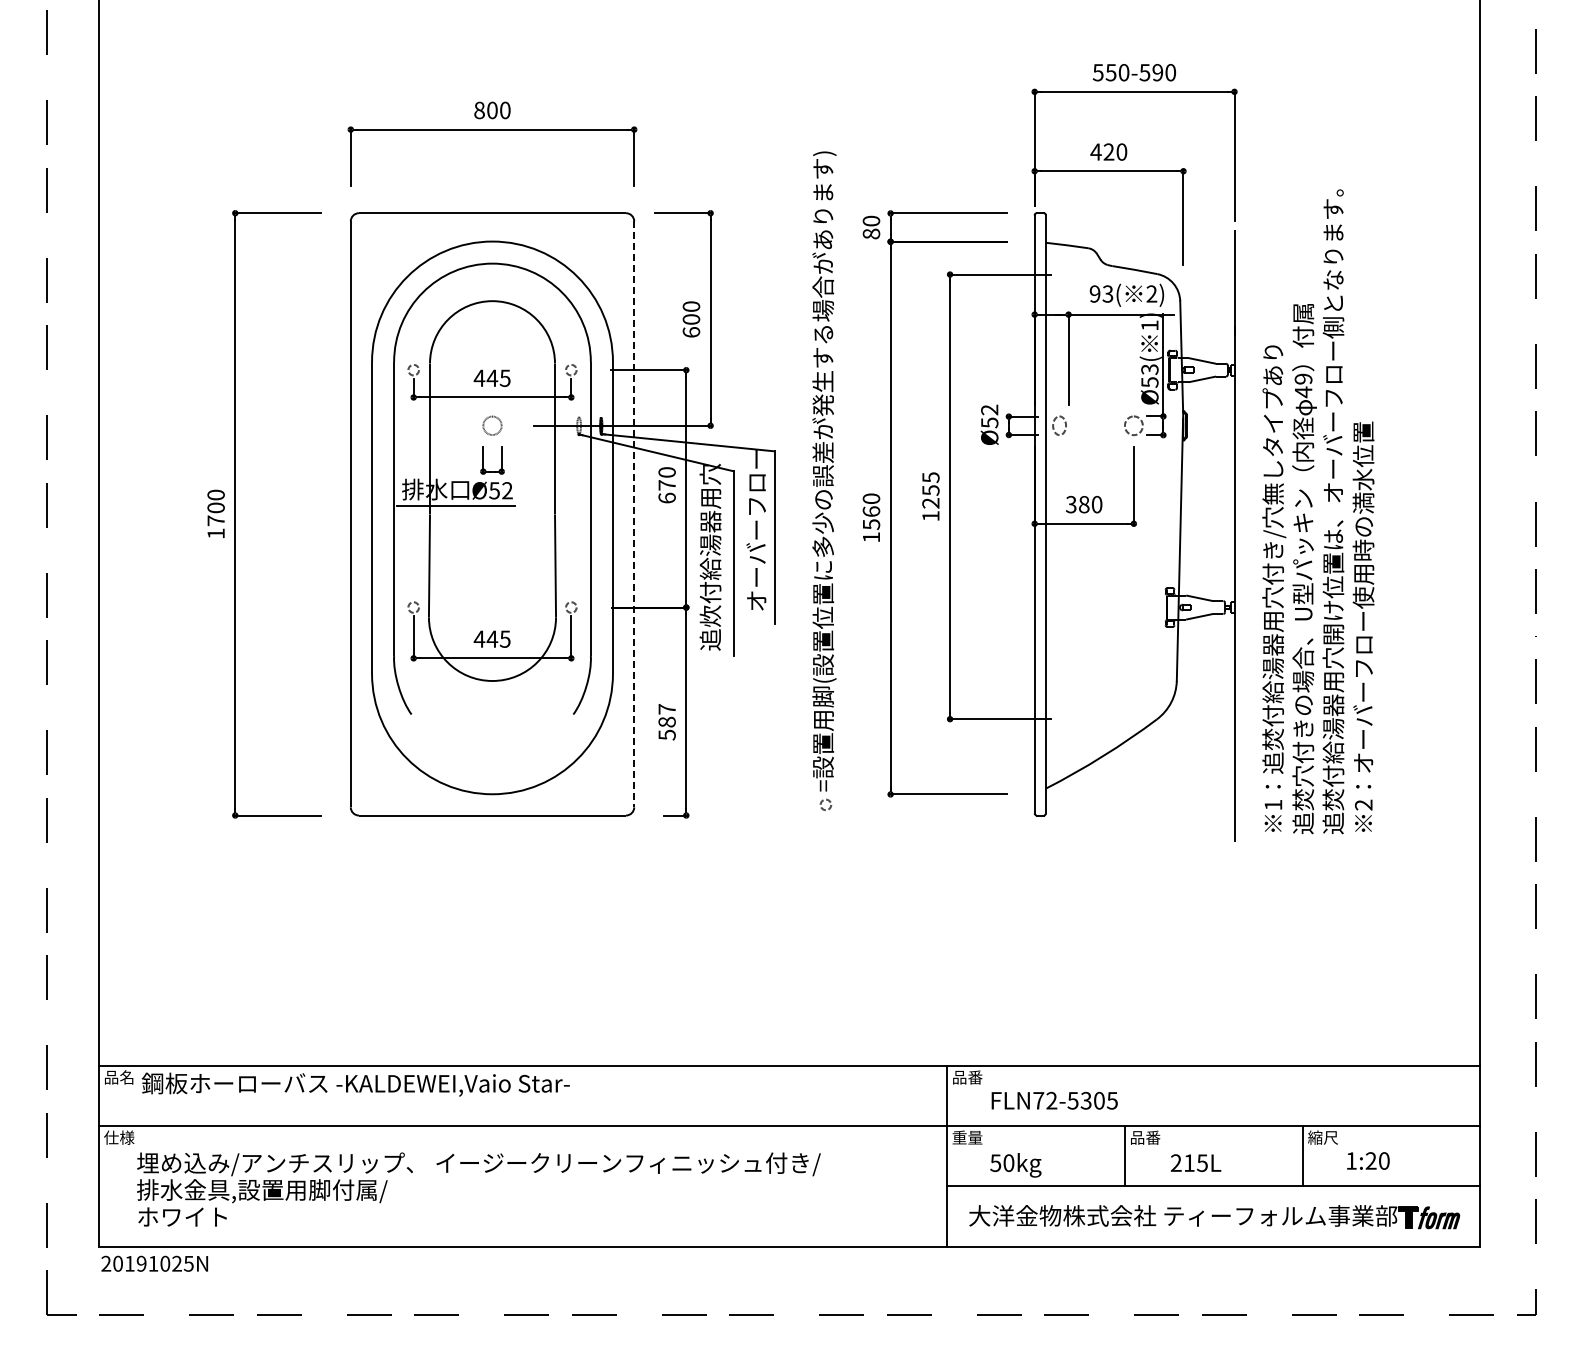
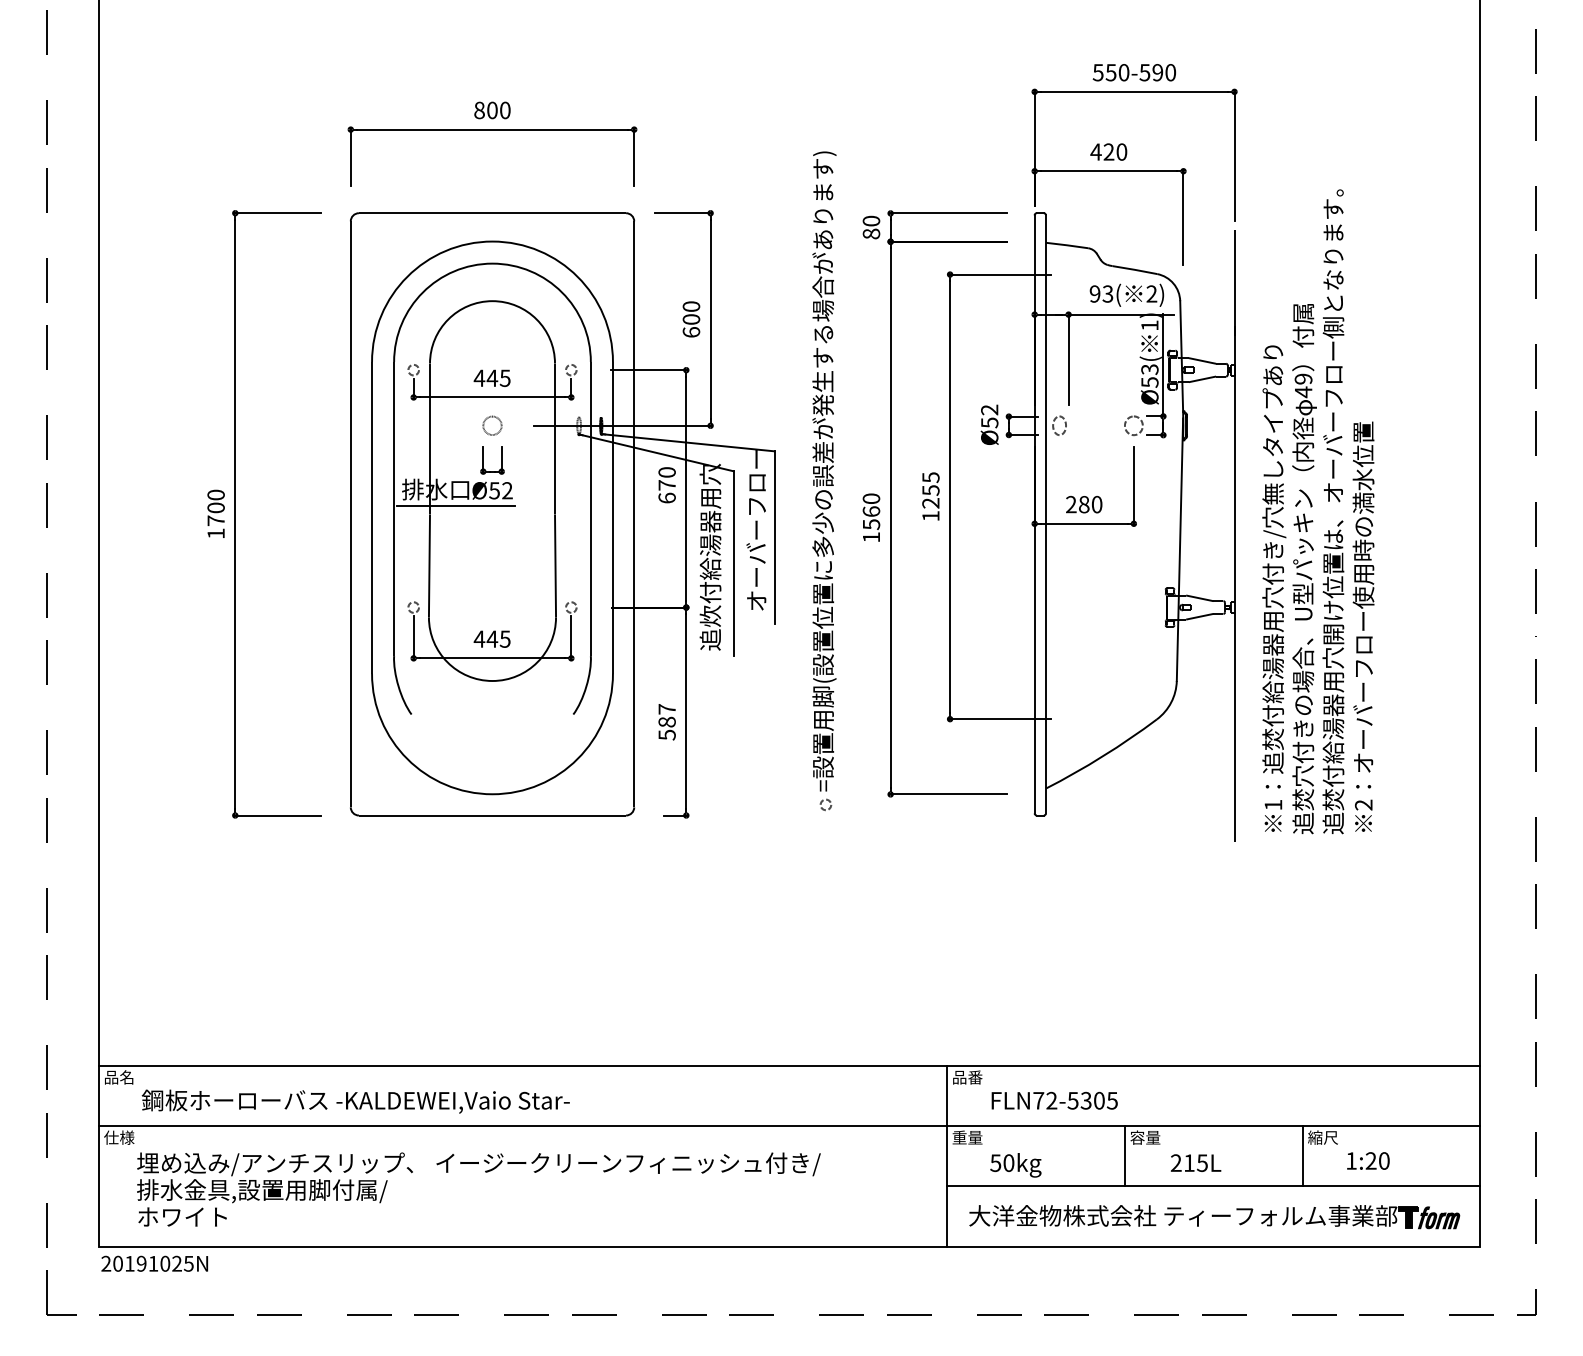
text: 380 -> 280 (1070, 504)
line: dashed -> solid (634, 514)
text position: (355, 1084) -> (355, 1101) (355, 1101)
text: 品番 -> 容量 (1145, 1137)
